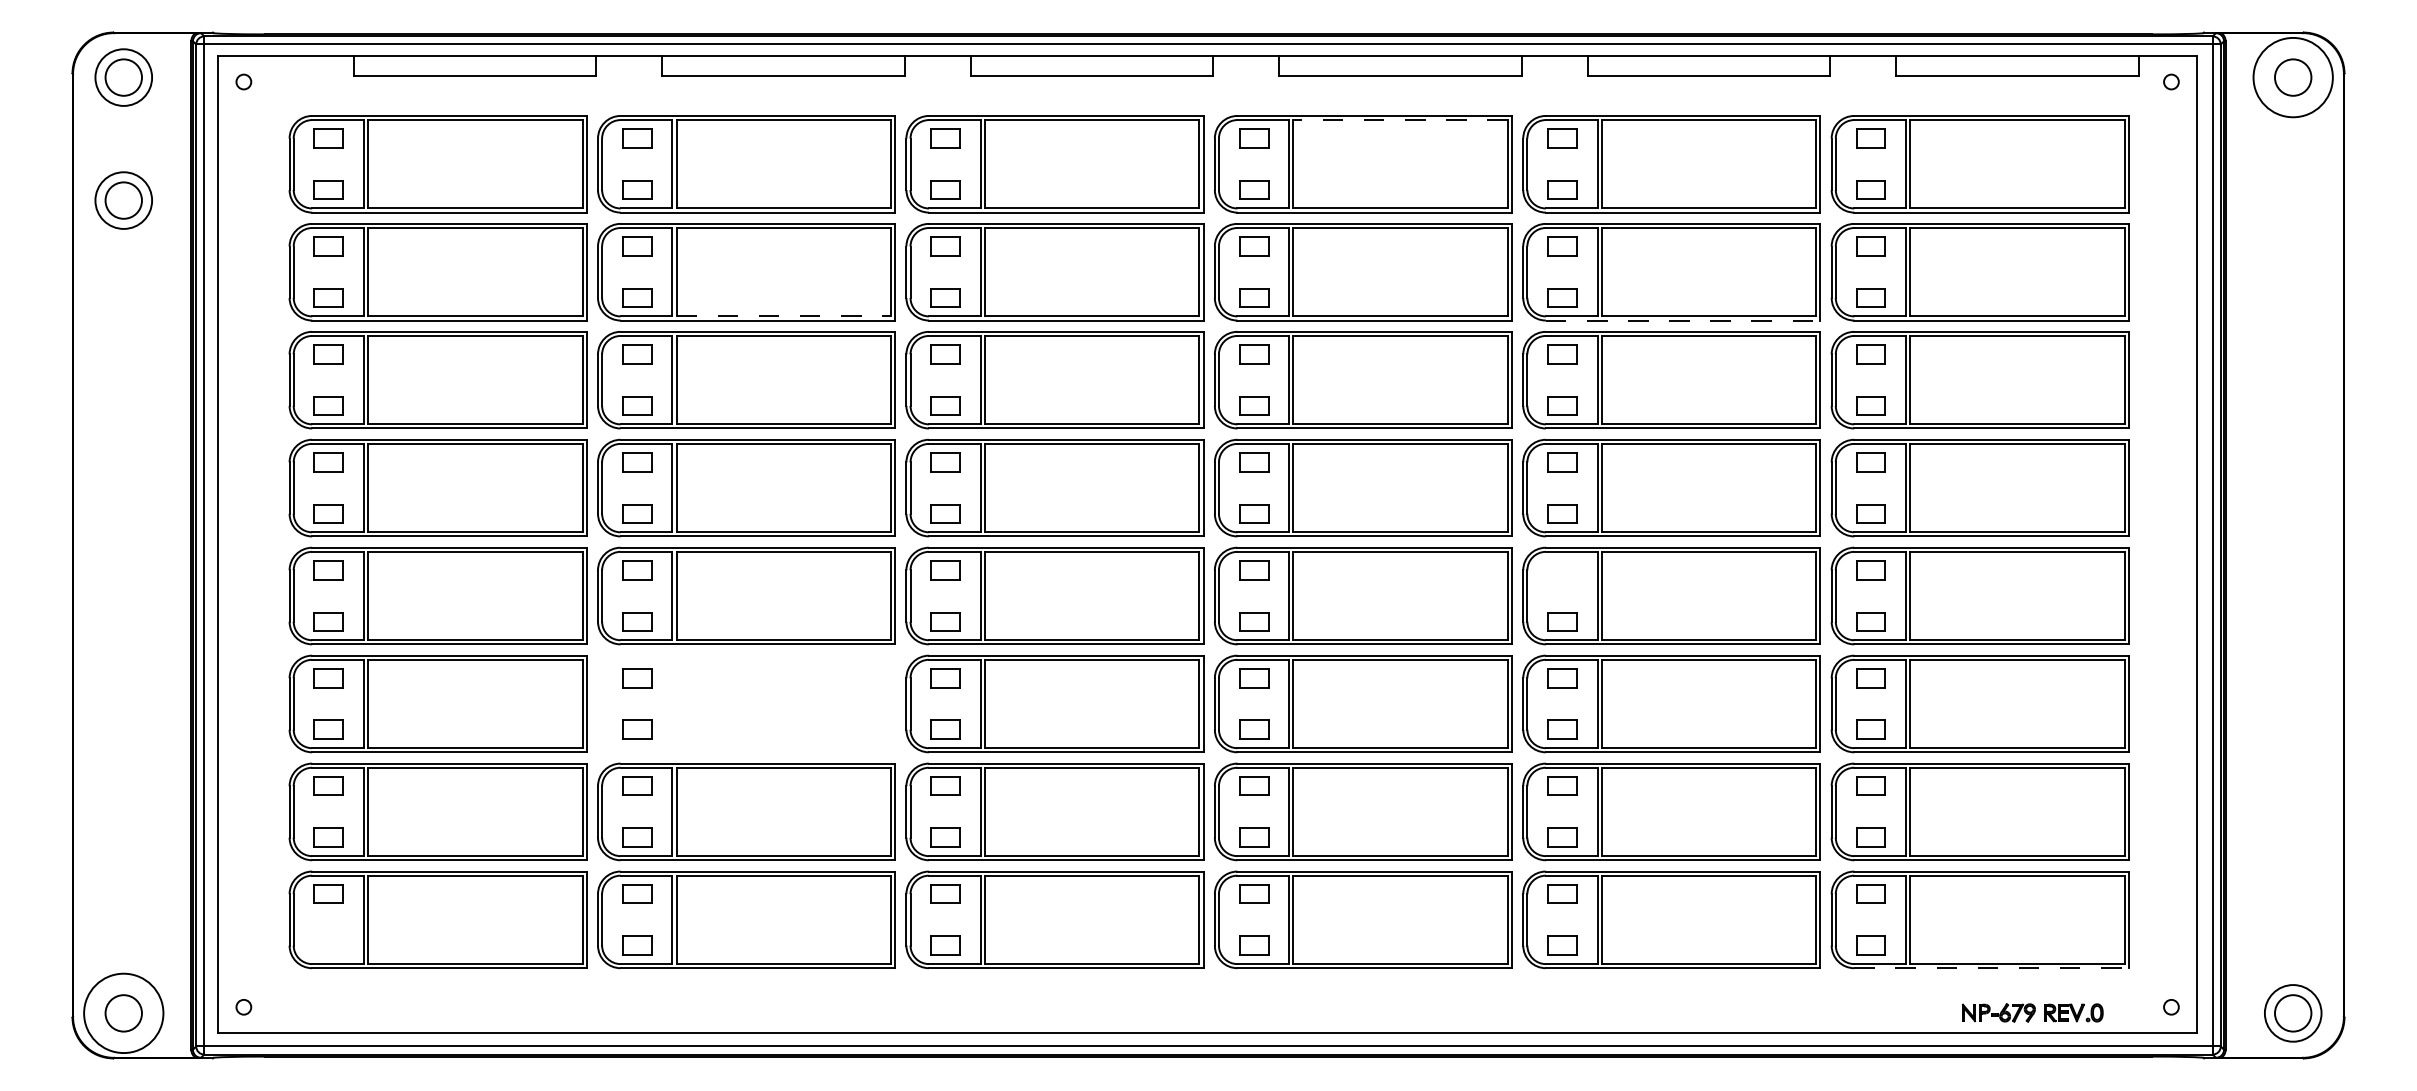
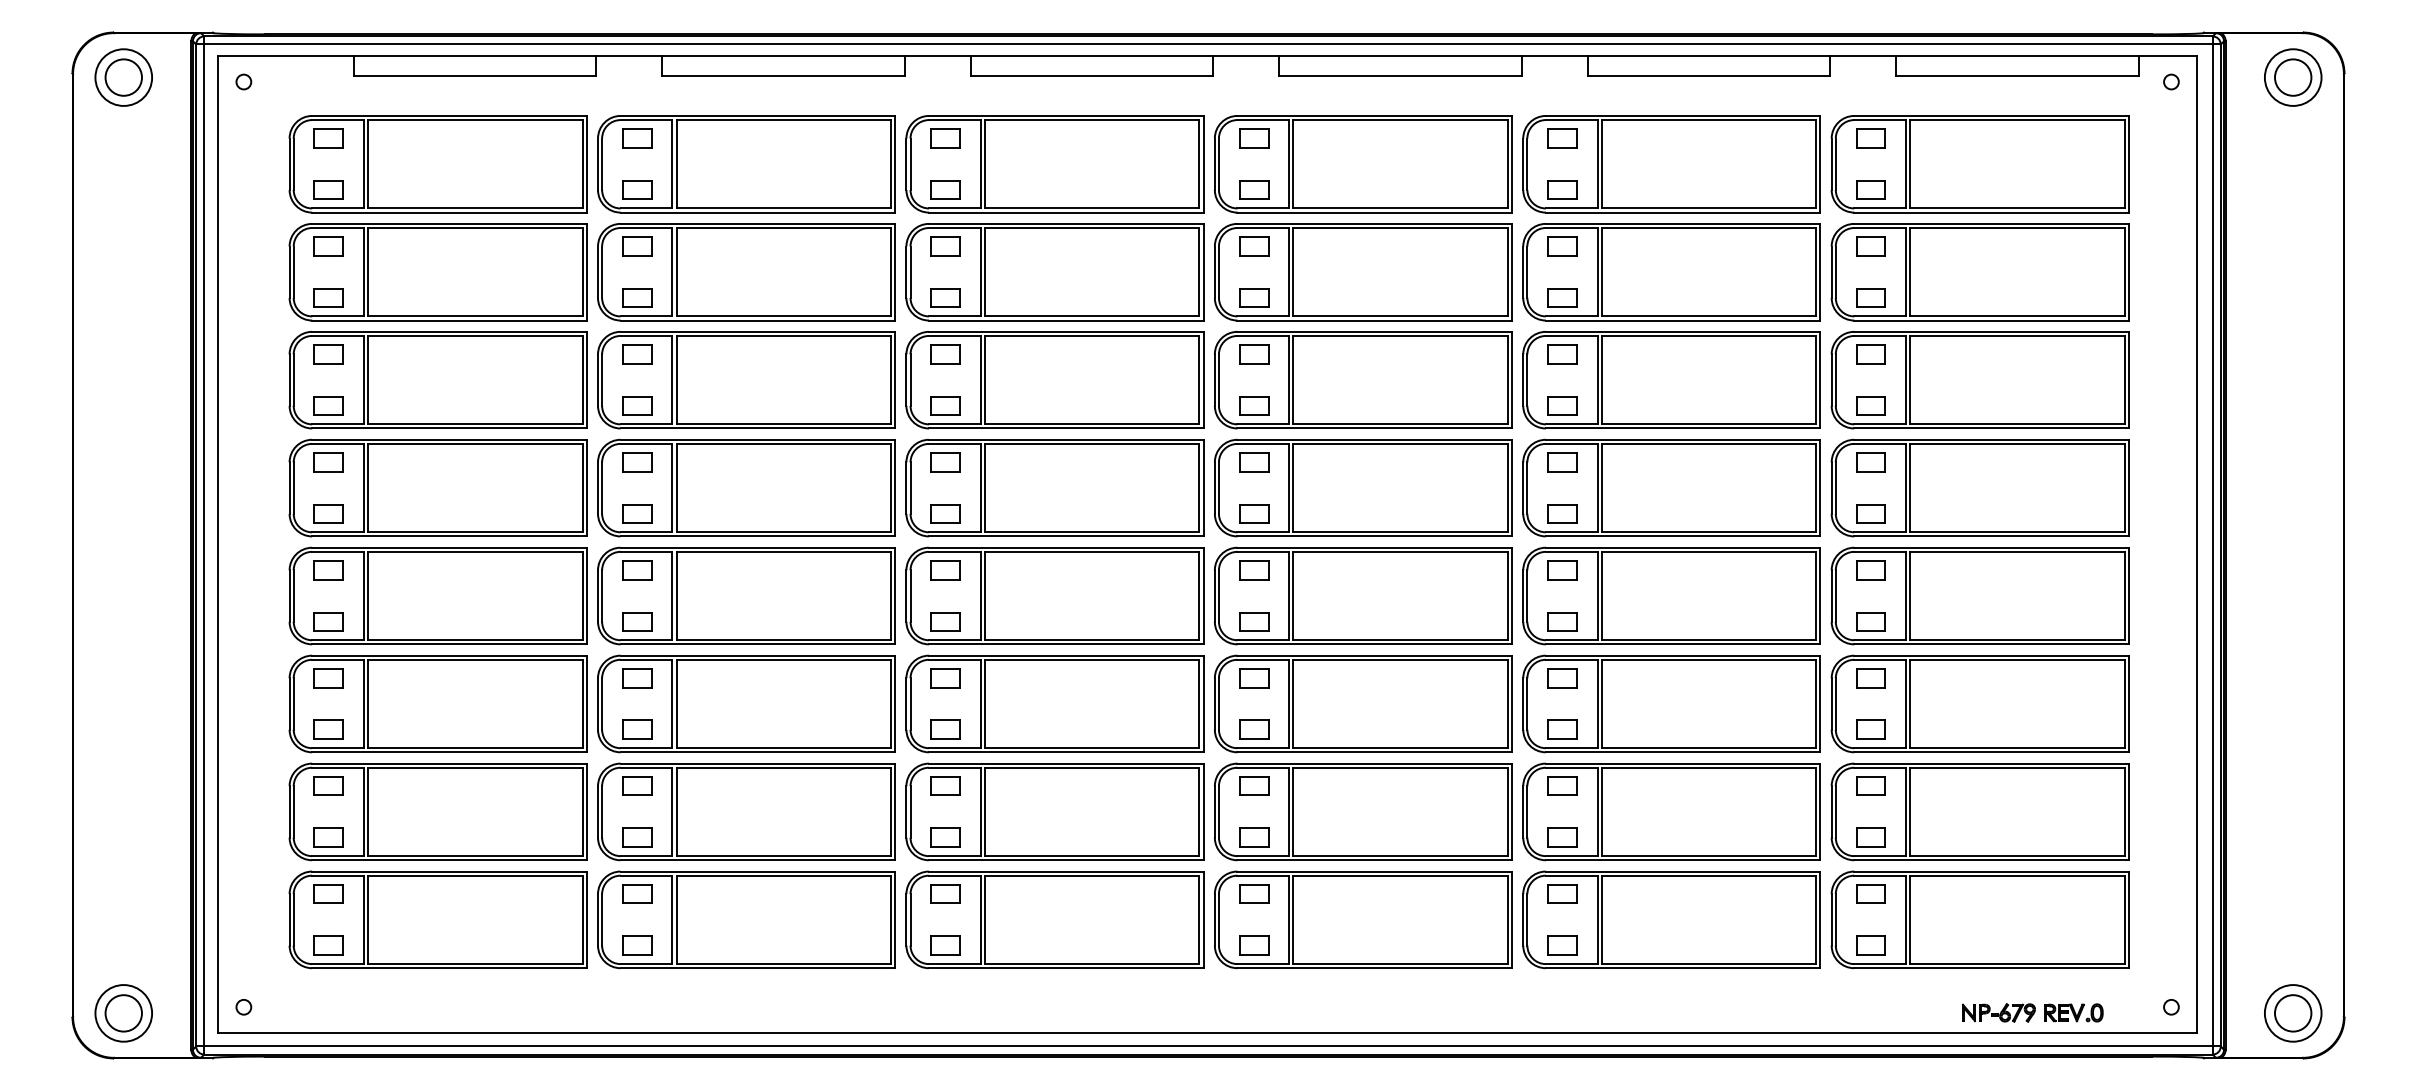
circle diameter: 79 px -> 57 px (2292, 77)
line: dashed -> solid (1400, 120)
part: present -> none (123, 200)
line: dashed -> solid (784, 316)
line: dashed -> solid (1683, 320)
part: none -> present (1562, 570)
part: none -> present (746, 703)
part: none -> present (328, 945)
line: dashed -> solid (1992, 968)
circle diameter: 79 px -> 57 px (123, 1013)
